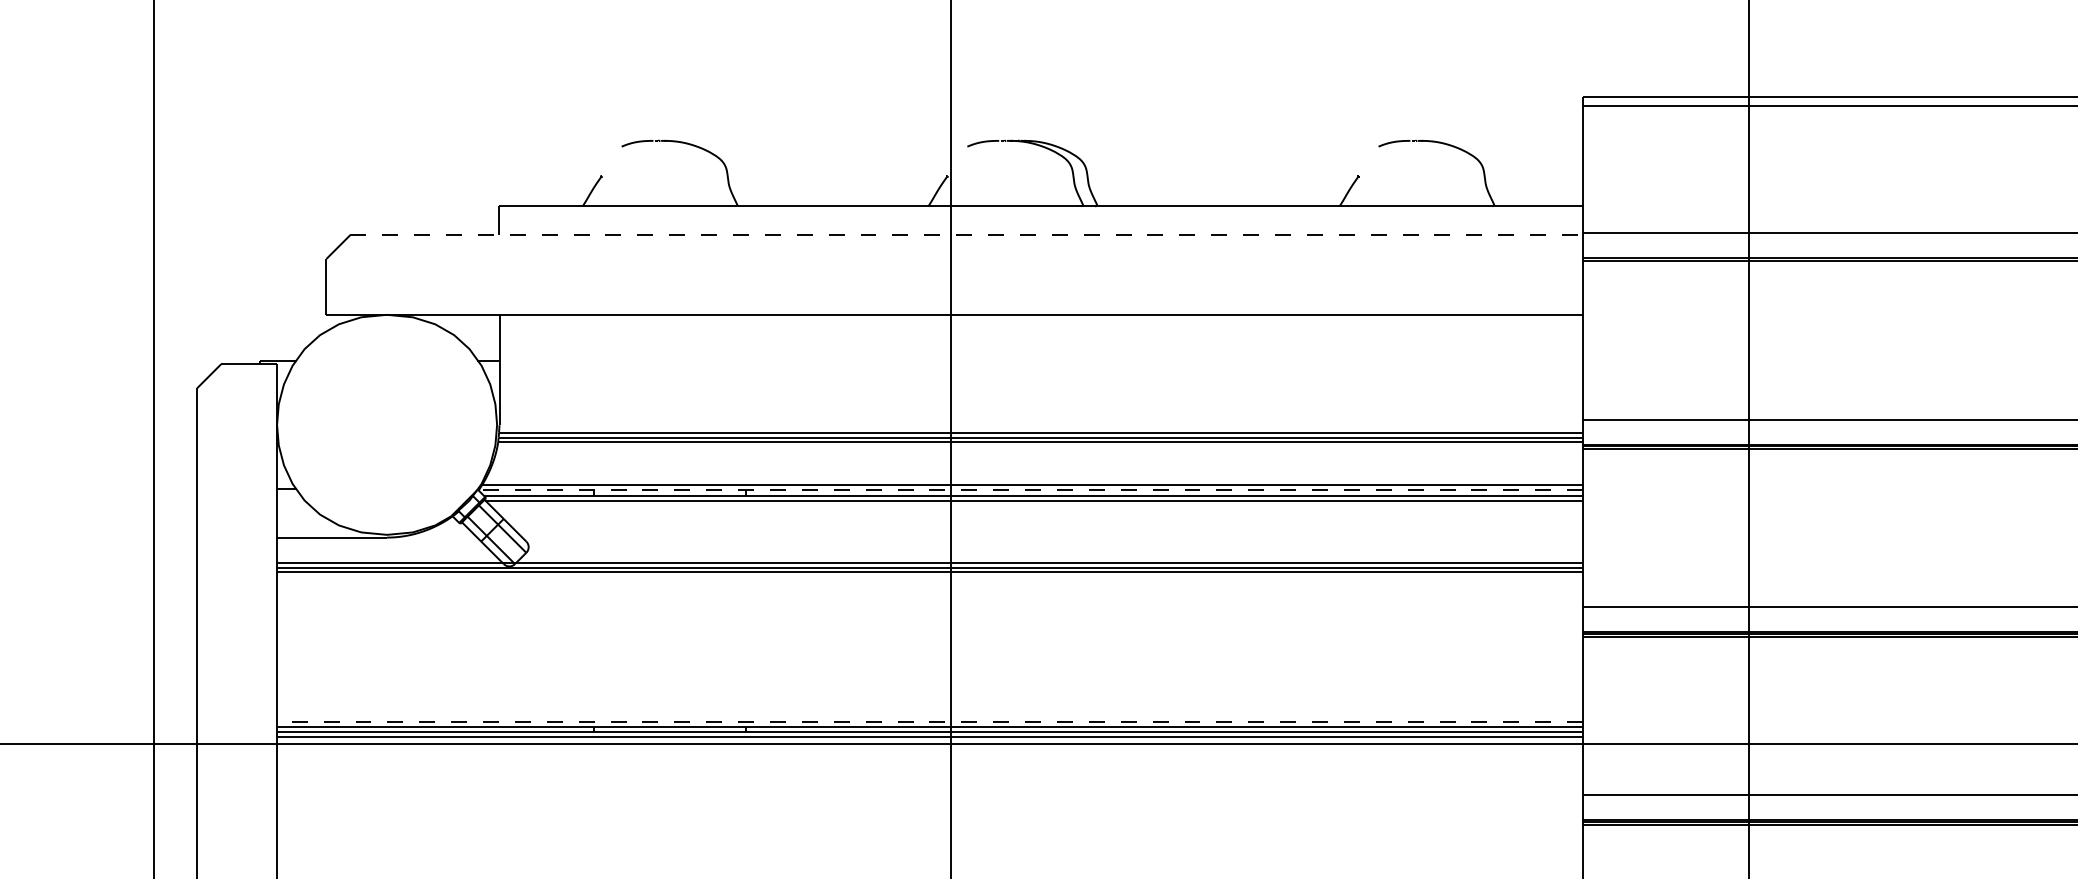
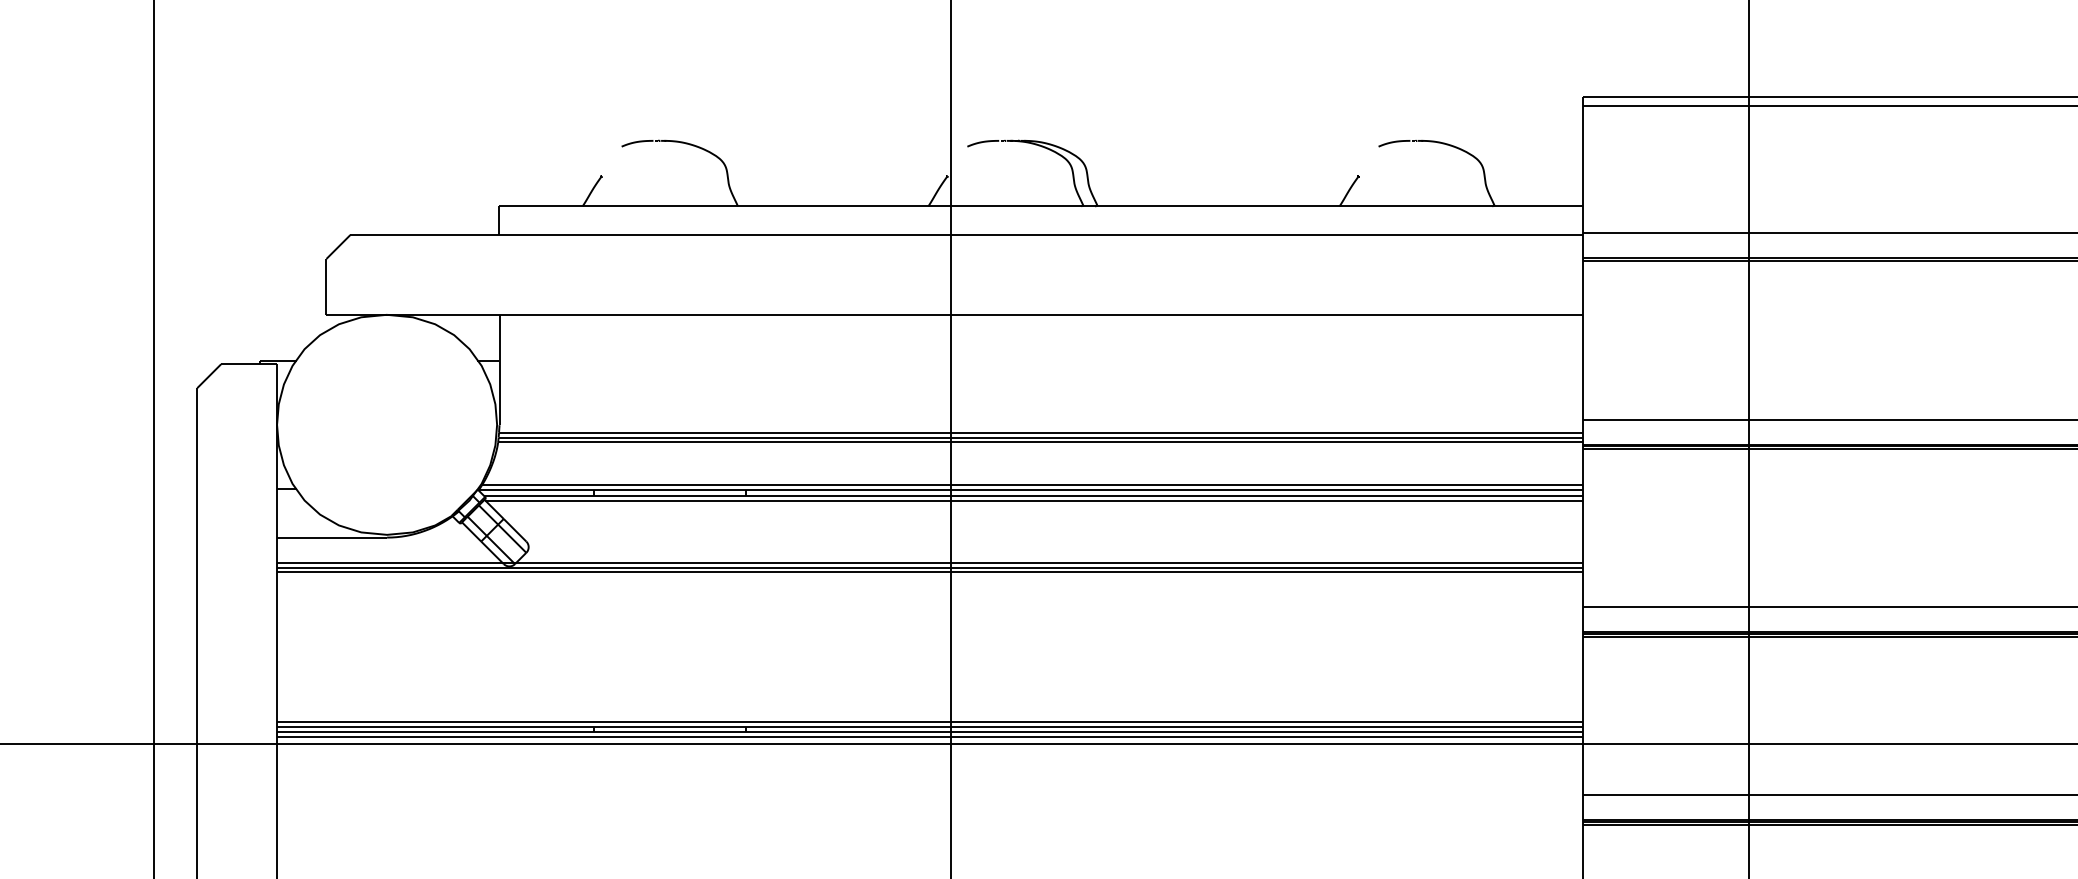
line: dashed -> solid (967, 235)
line: dashed -> solid (1030, 490)
line: dashed -> solid (929, 722)
